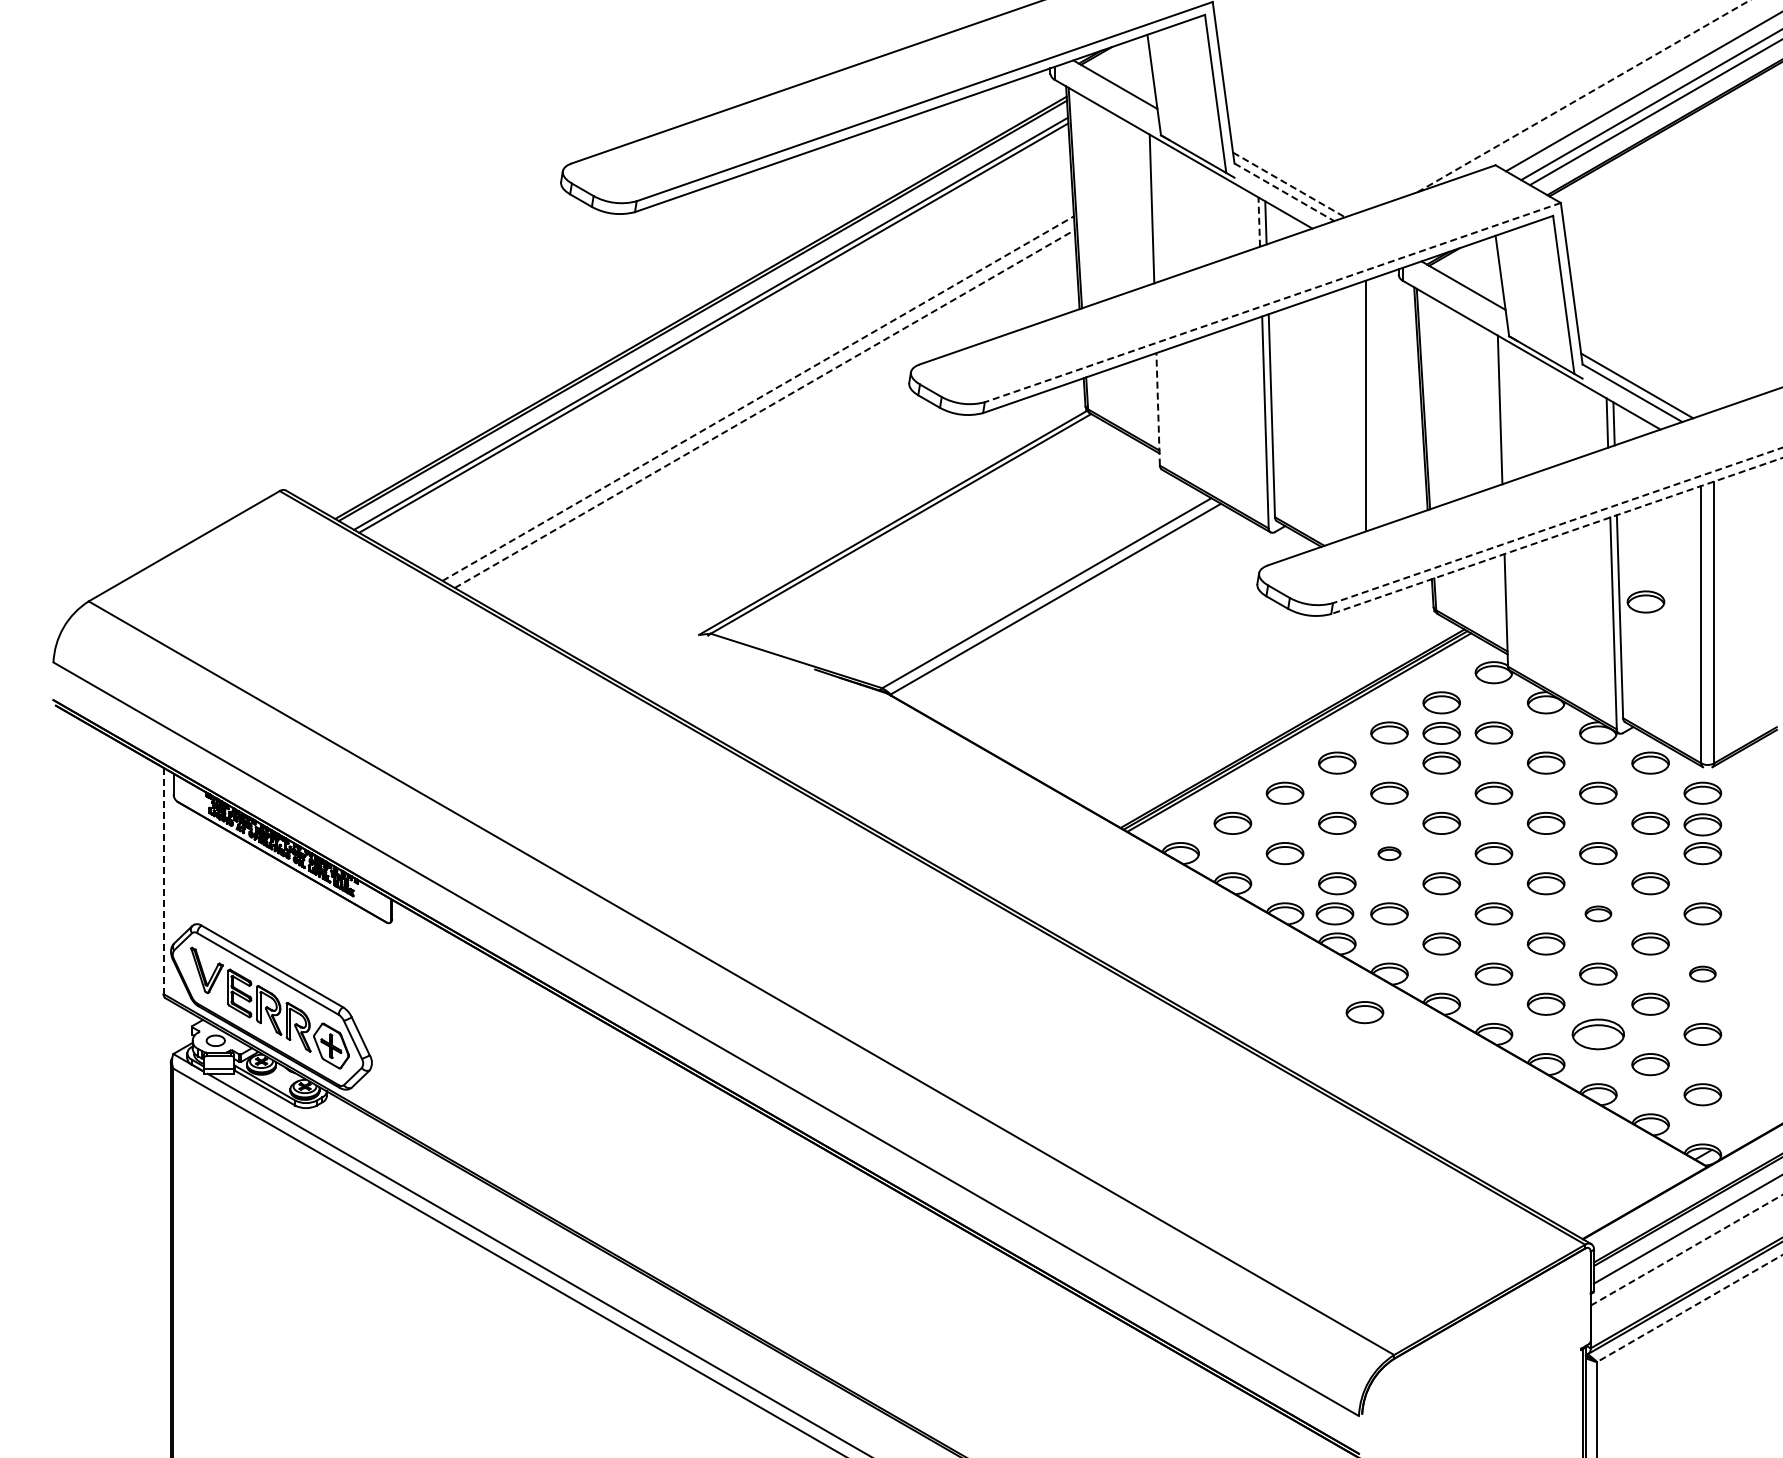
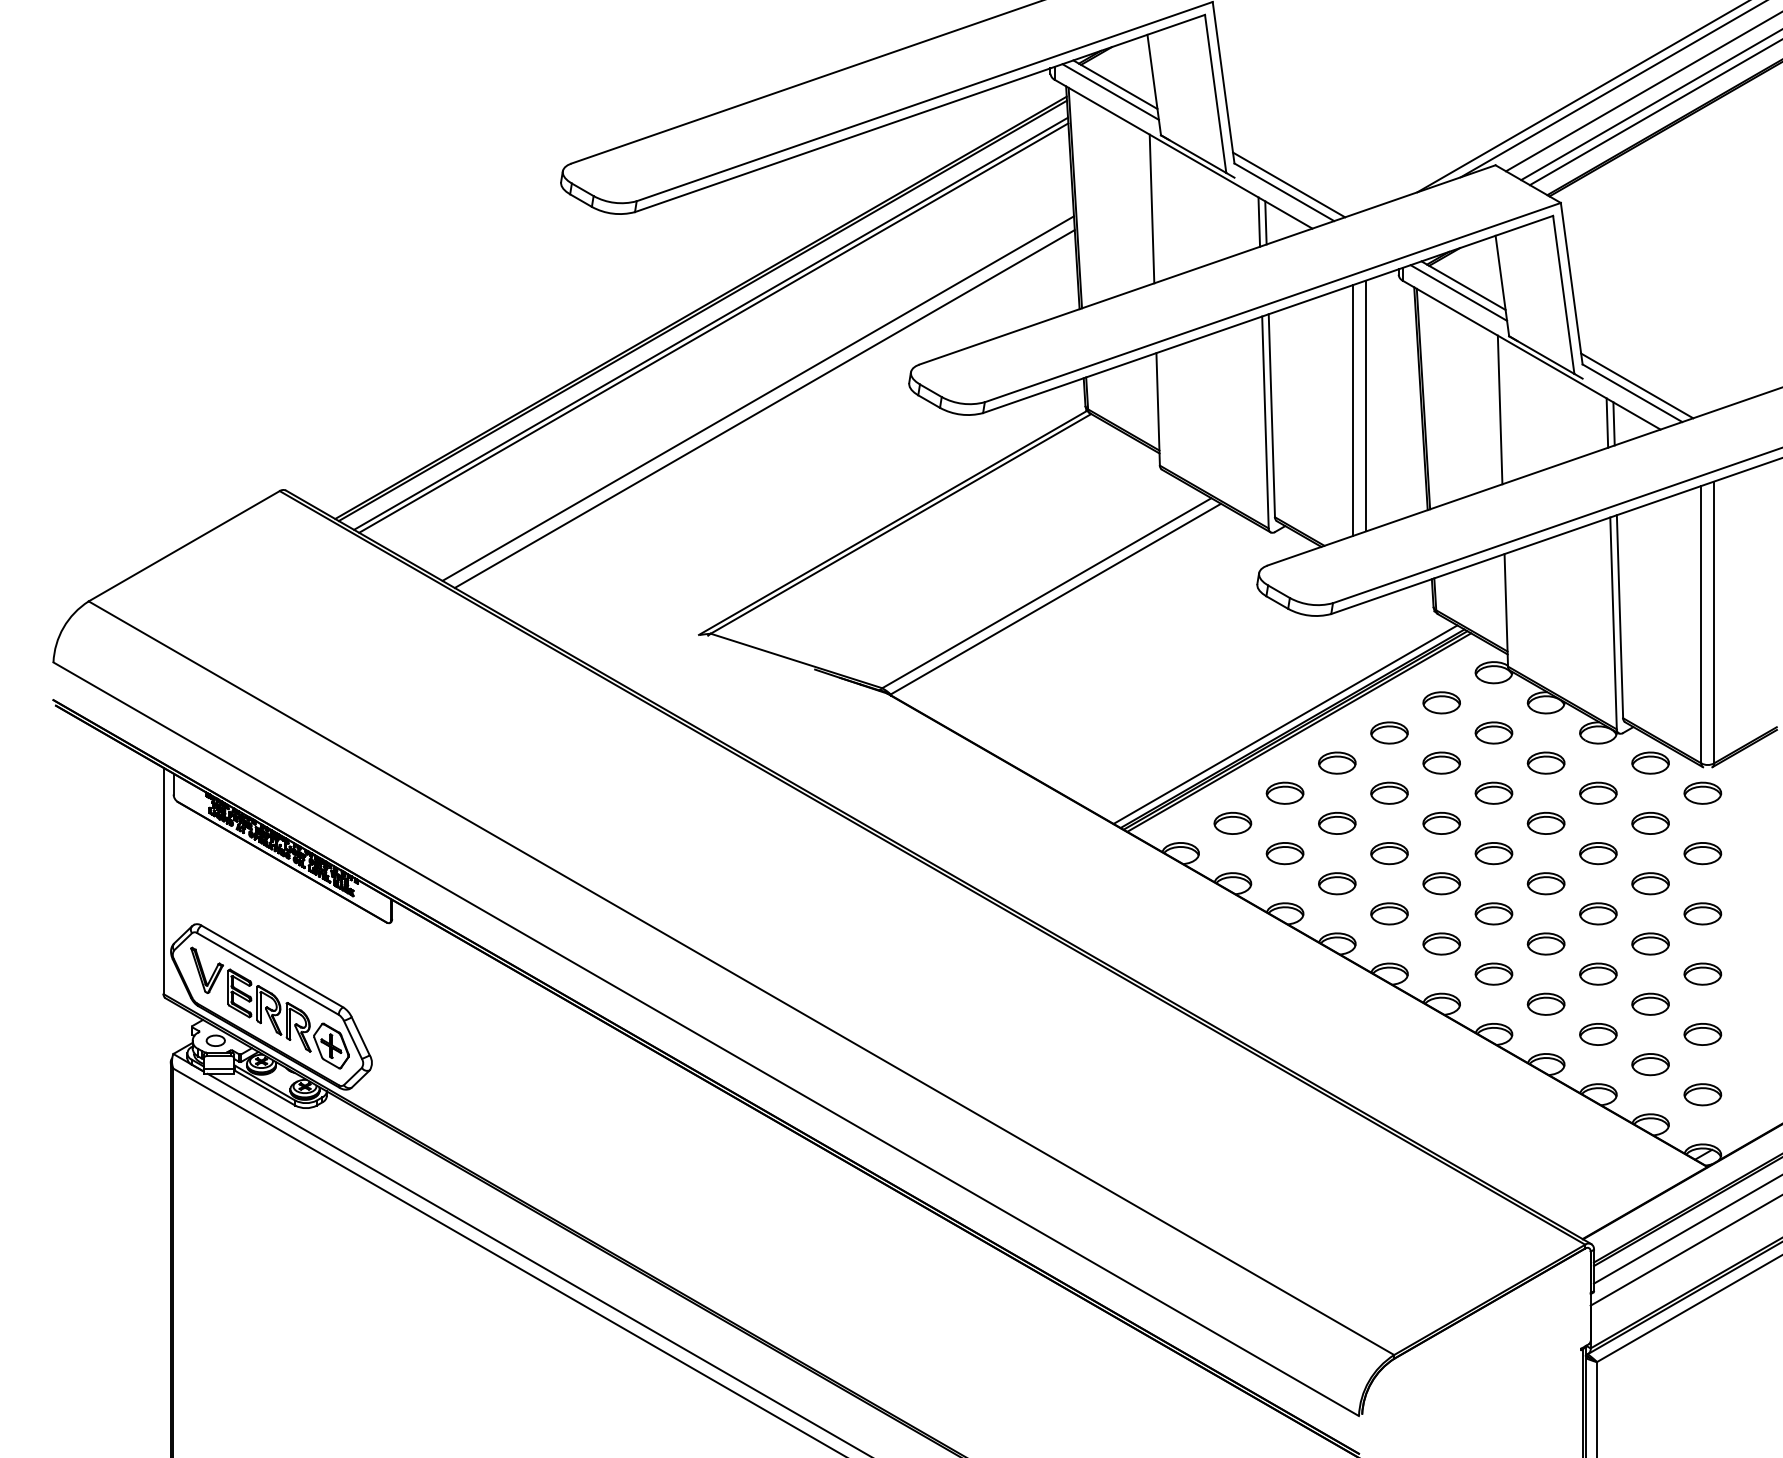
line: none -> present (1612, 89)
line: none -> present (1110, 91)
line: dashed -> solid (1584, 95)
line: dashed -> solid (1289, 184)
line: dashed -> solid (1284, 192)
line: dashed -> solid (1259, 222)
line: none -> present (1458, 292)
line: dashed -> solid (1272, 302)
line: dashed -> solid (758, 398)
line: dashed -> solid (1158, 408)
line: dashed -> solid (764, 409)
line: none -> present (1353, 410)
line: dashed -> solid (1557, 525)
line: dashed -> solid (1556, 536)
part: present -> none (1645, 601)
line: none -> present (1285, 724)
part: present -> none (1441, 733)
part: present -> none (1702, 824)
part size: 25x15 px -> 39x24 px (1389, 853)
line: dashed -> solid (163, 881)
part: present -> none (1334, 913)
part size: 29x18 px -> 39x24 px (1598, 913)
part size: 28x18 px -> 40x24 px (1702, 973)
part: present -> none (1364, 1012)
part size: 54x33 px -> 39x23 px (1598, 1034)
line: dashed -> solid (1686, 1250)
line: dashed -> solid (1689, 1308)
